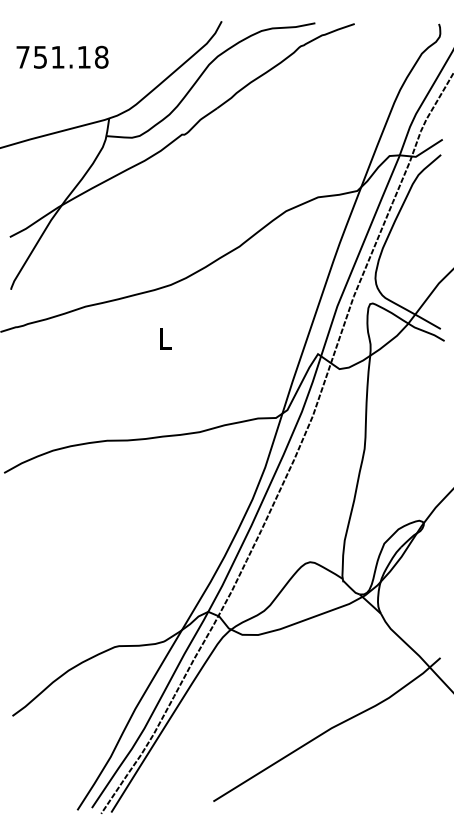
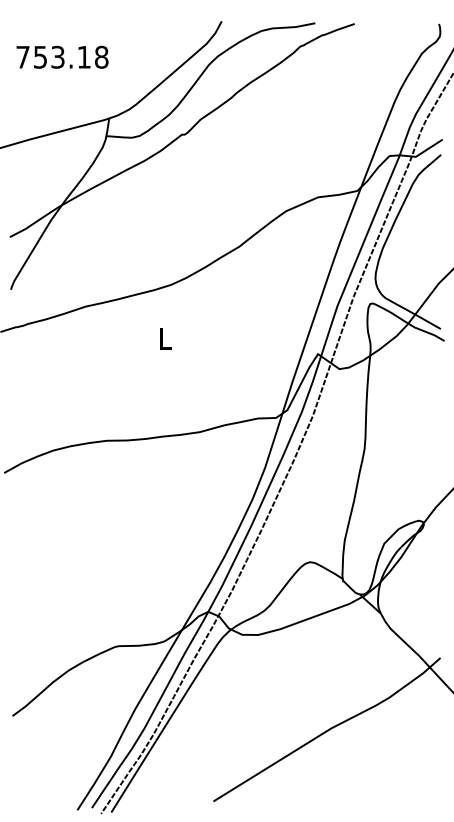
text: 751.18 -> 753.18 (57, 56)
